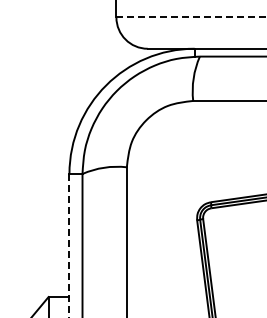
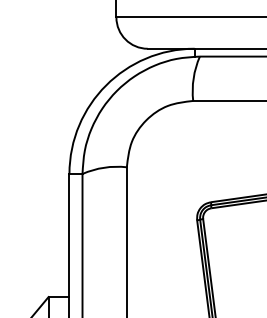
line: dashed -> solid (191, 17)
line: dashed -> solid (69, 245)
